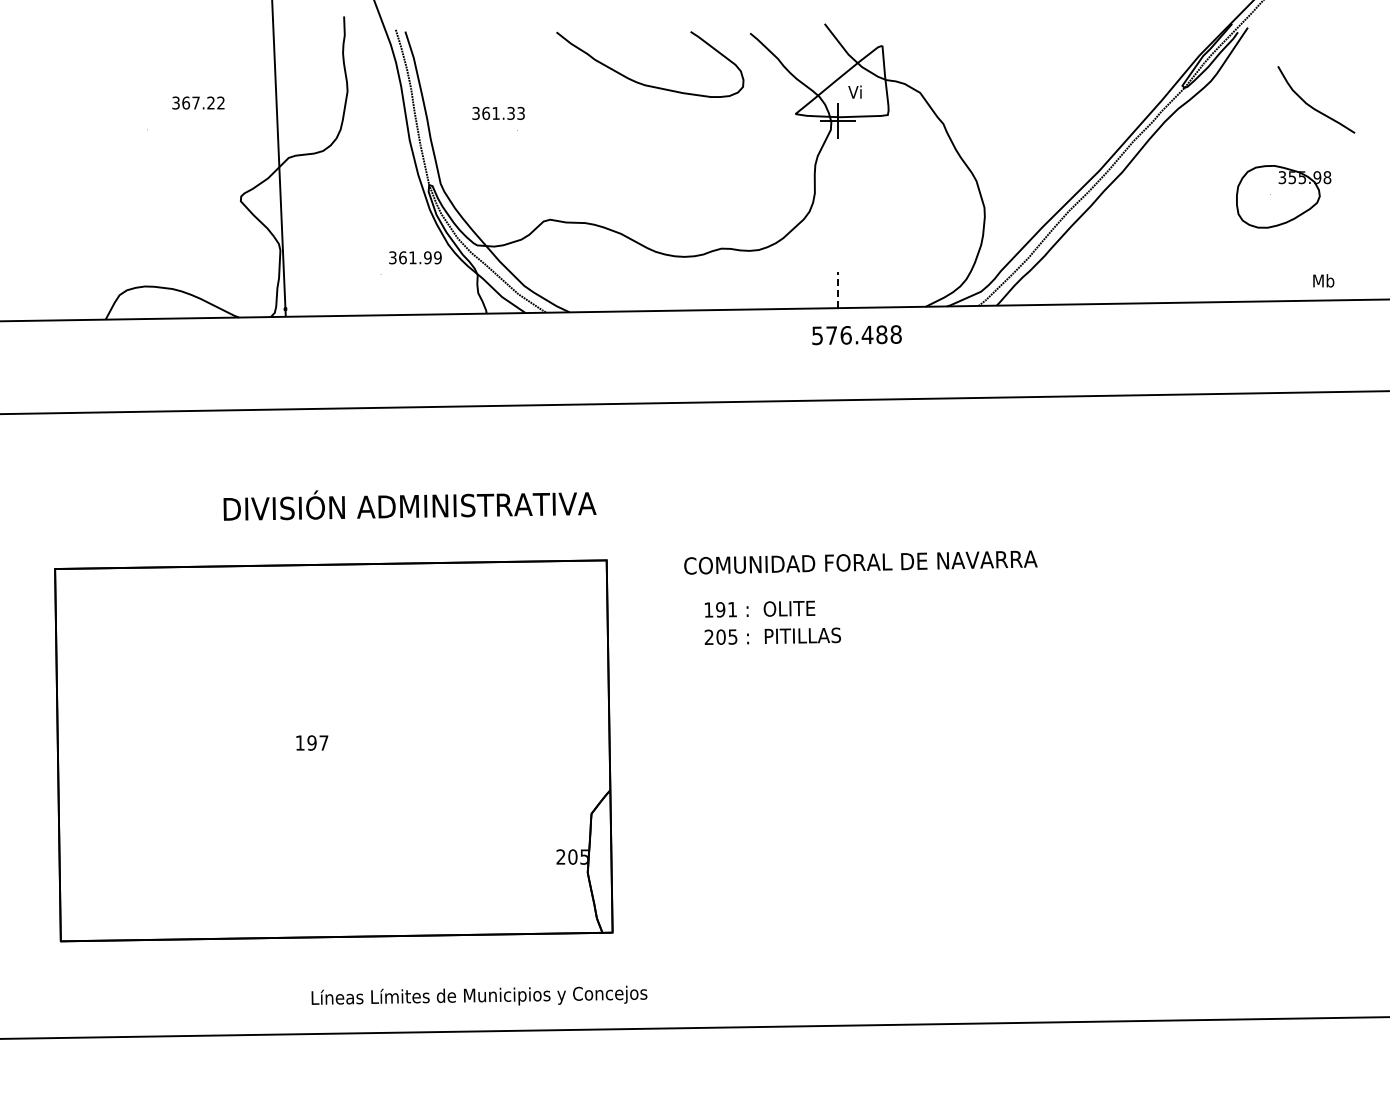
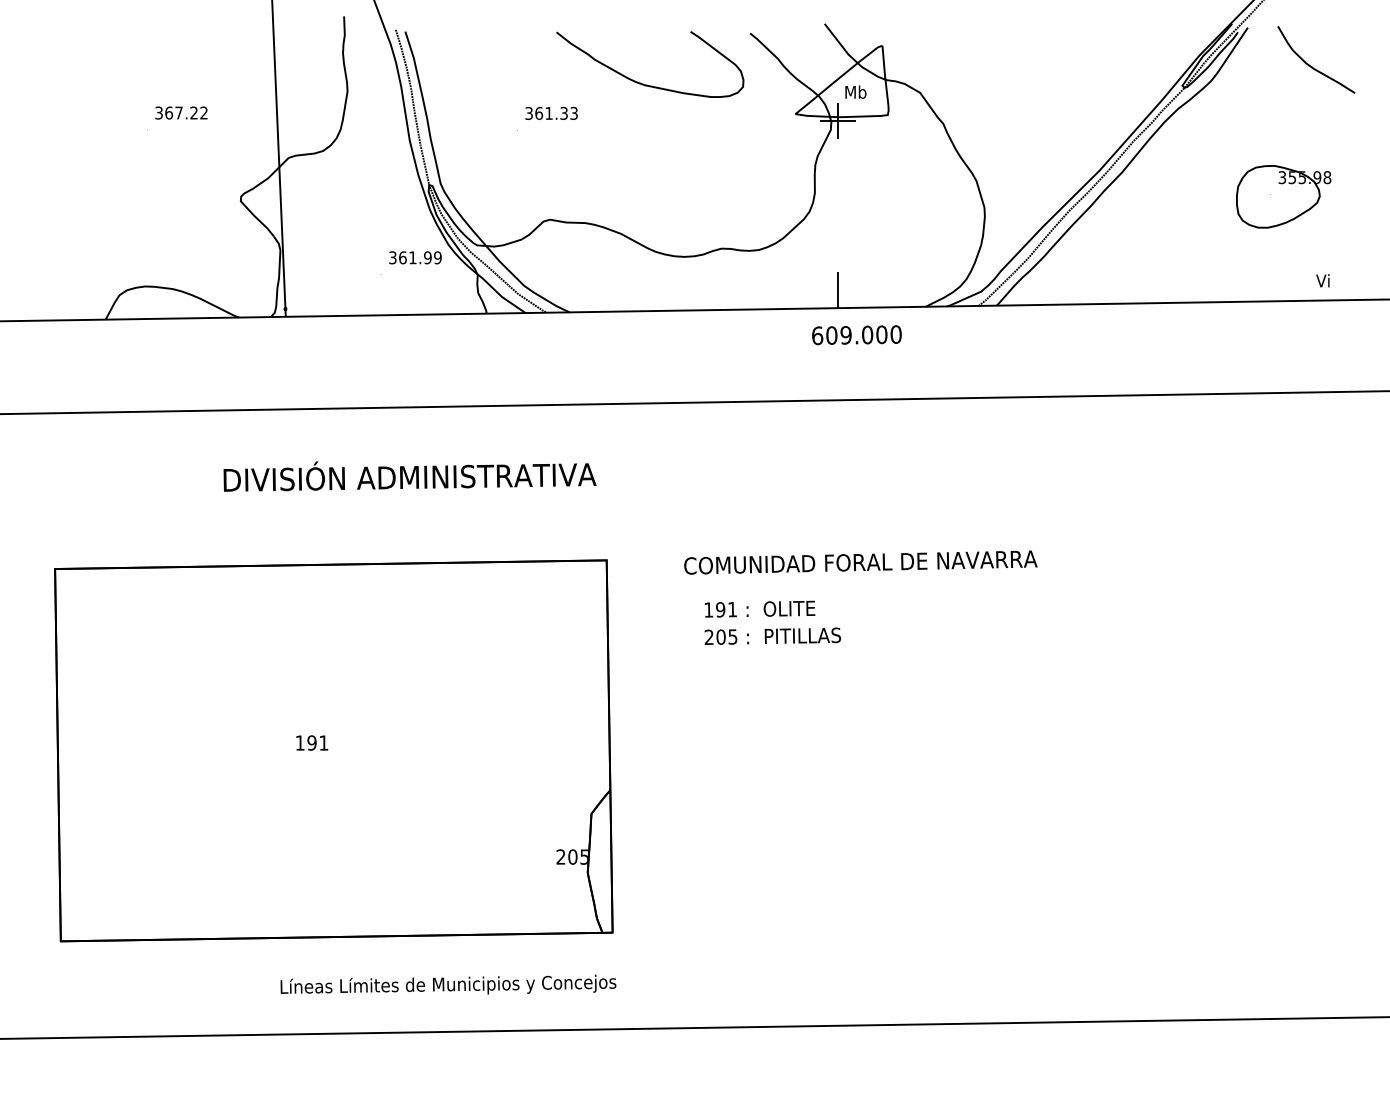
text: Vi -> Mb (855, 91)
text position: (198, 102) -> (181, 112) (181, 112)
curve position: (1312, 106) -> (1312, 66) (1312, 66)
text position: (498, 112) -> (551, 112) (551, 112)
text: Mb -> Vi (1323, 280)
line: dashed -> solid (837, 289)
text: 576.488 -> 609.000 (856, 335)
text position: (409, 505) -> (409, 476) (409, 476)
text: 197 -> 191 (323, 742)
text position: (479, 995) -> (448, 984) (448, 984)
